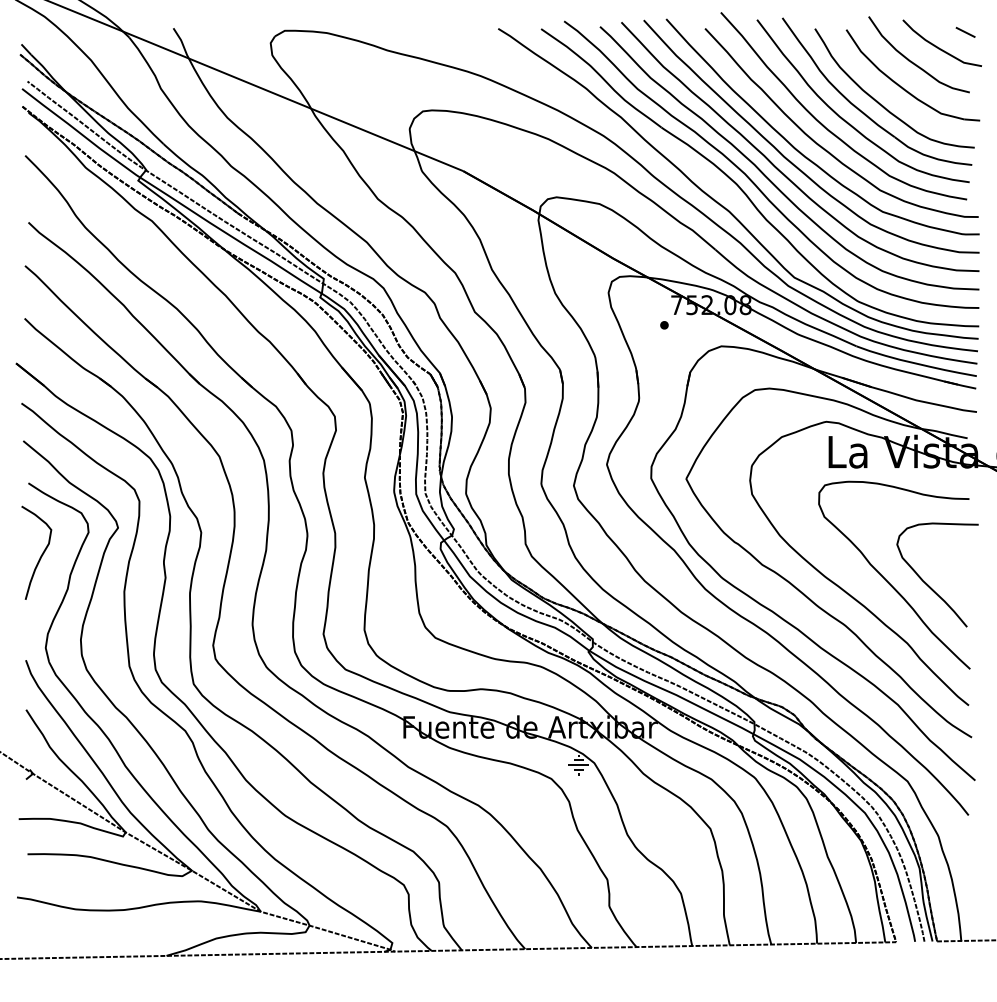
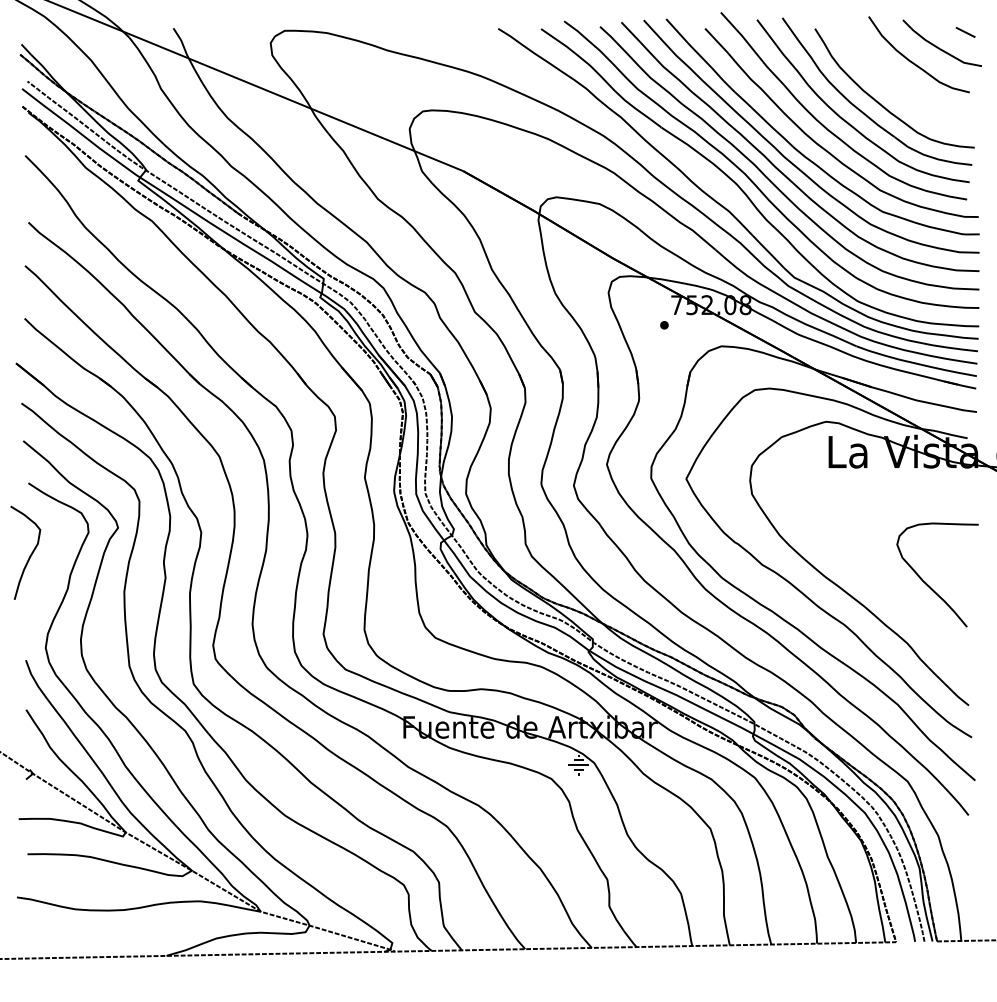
part: present -> none (903, 87)
curve position: (40, 555) -> (29, 555) (29, 555)
curve: present -> none (887, 580)
